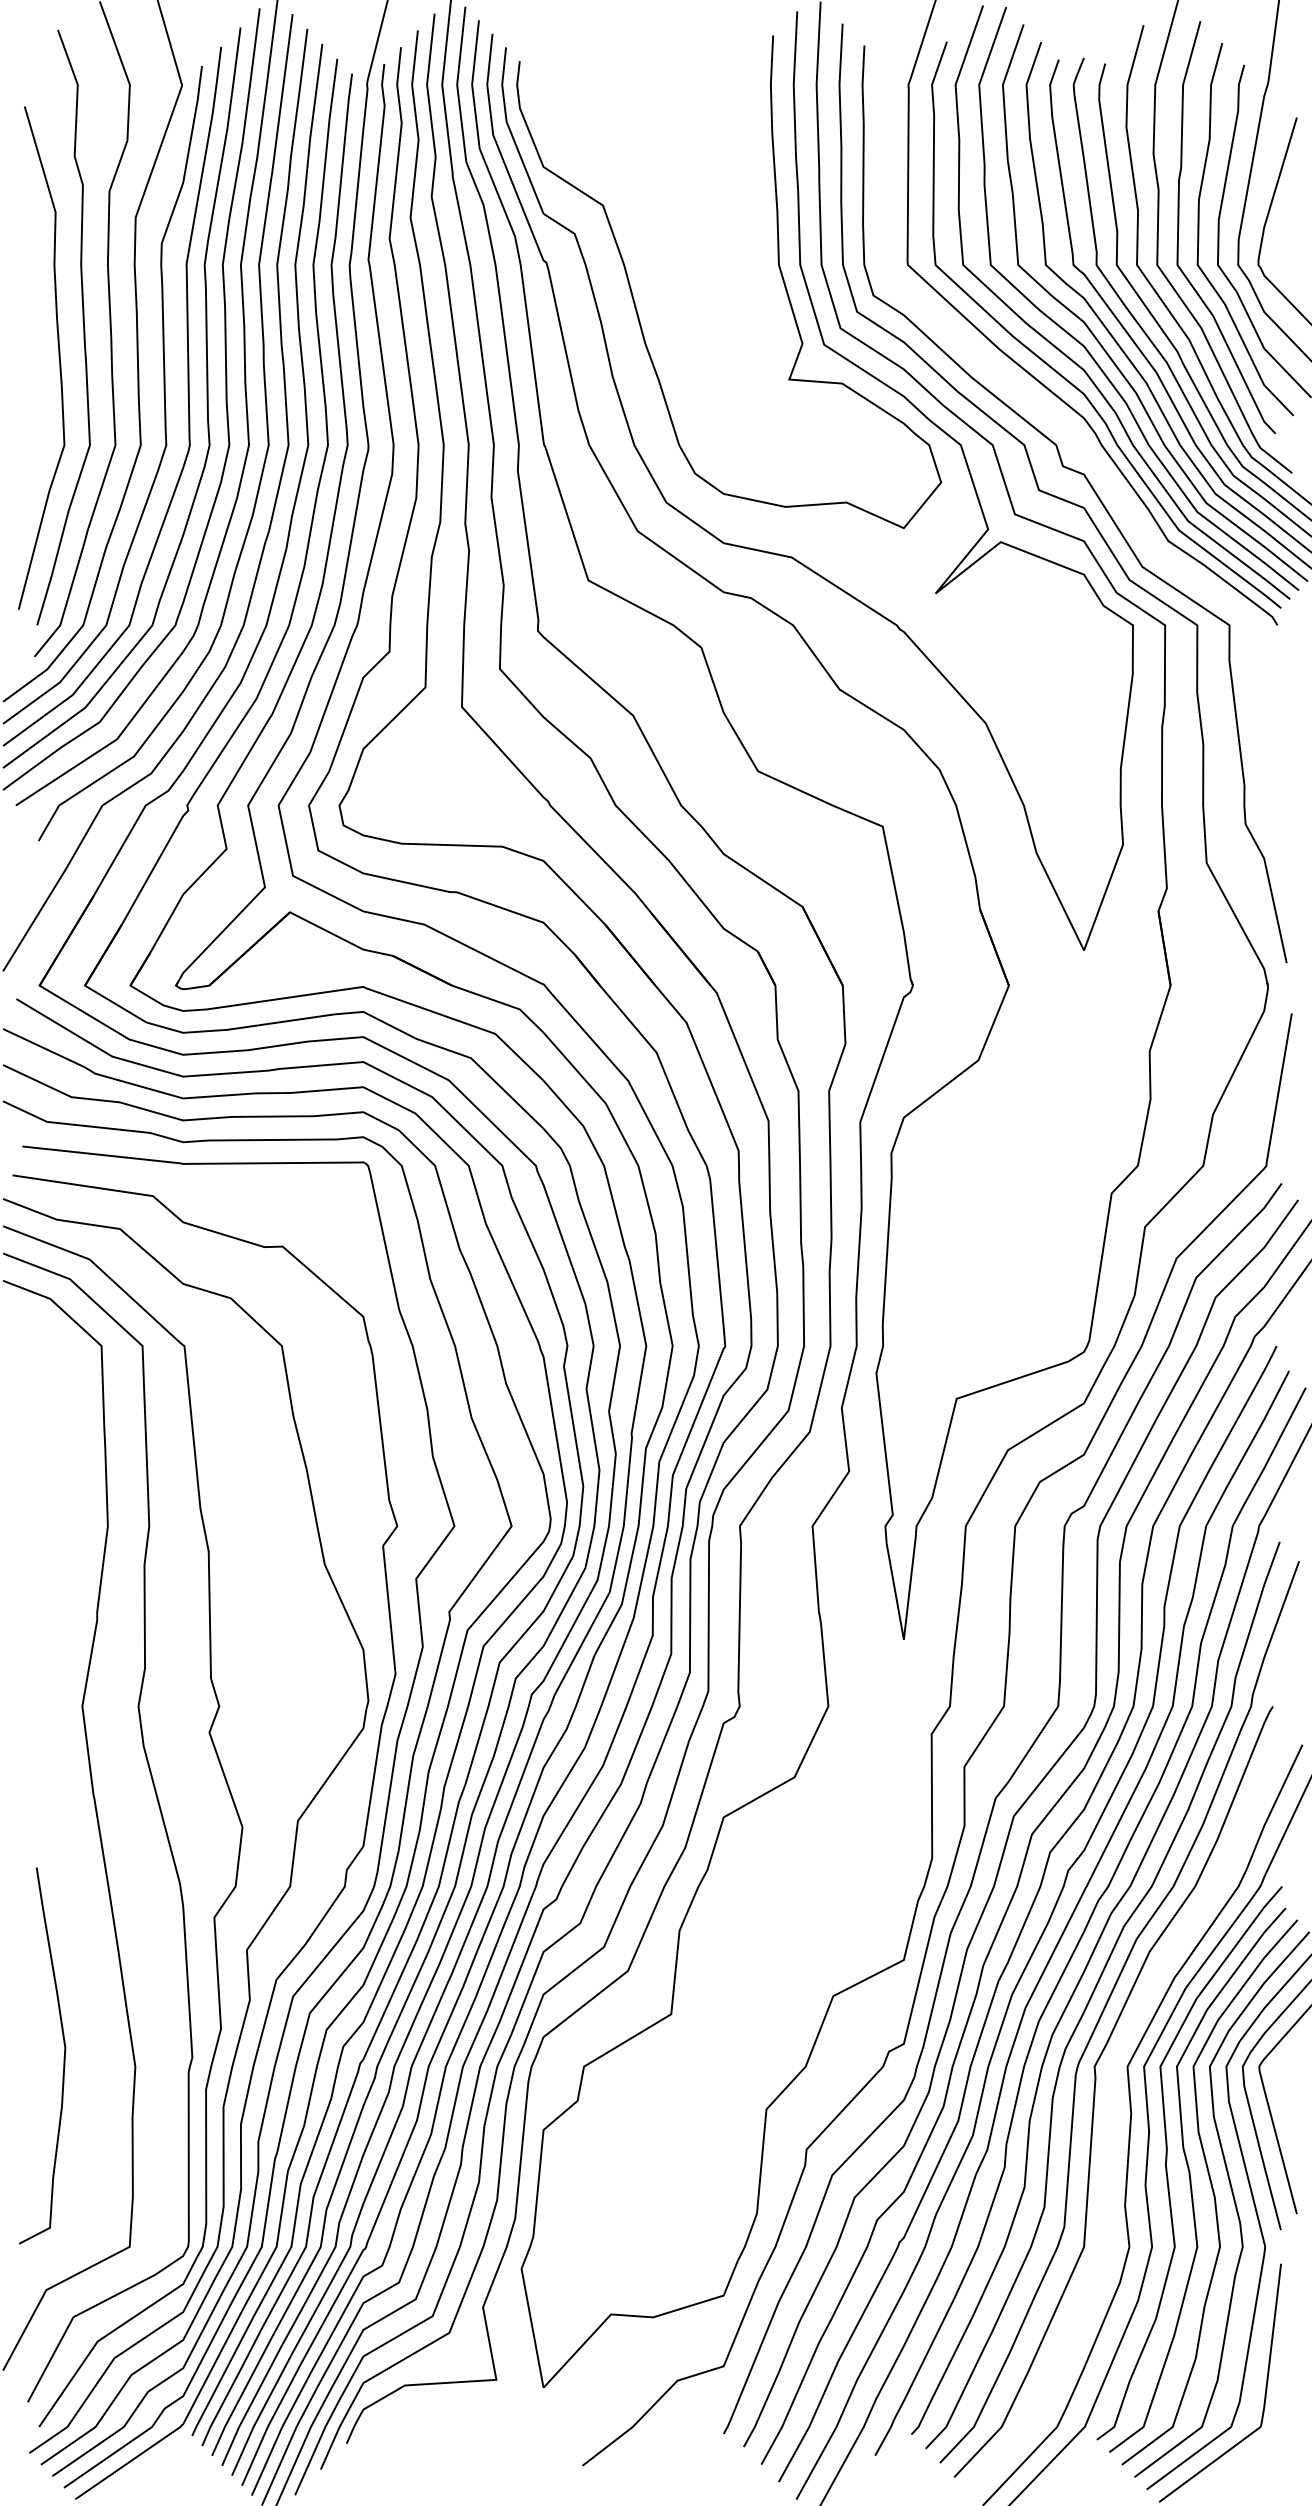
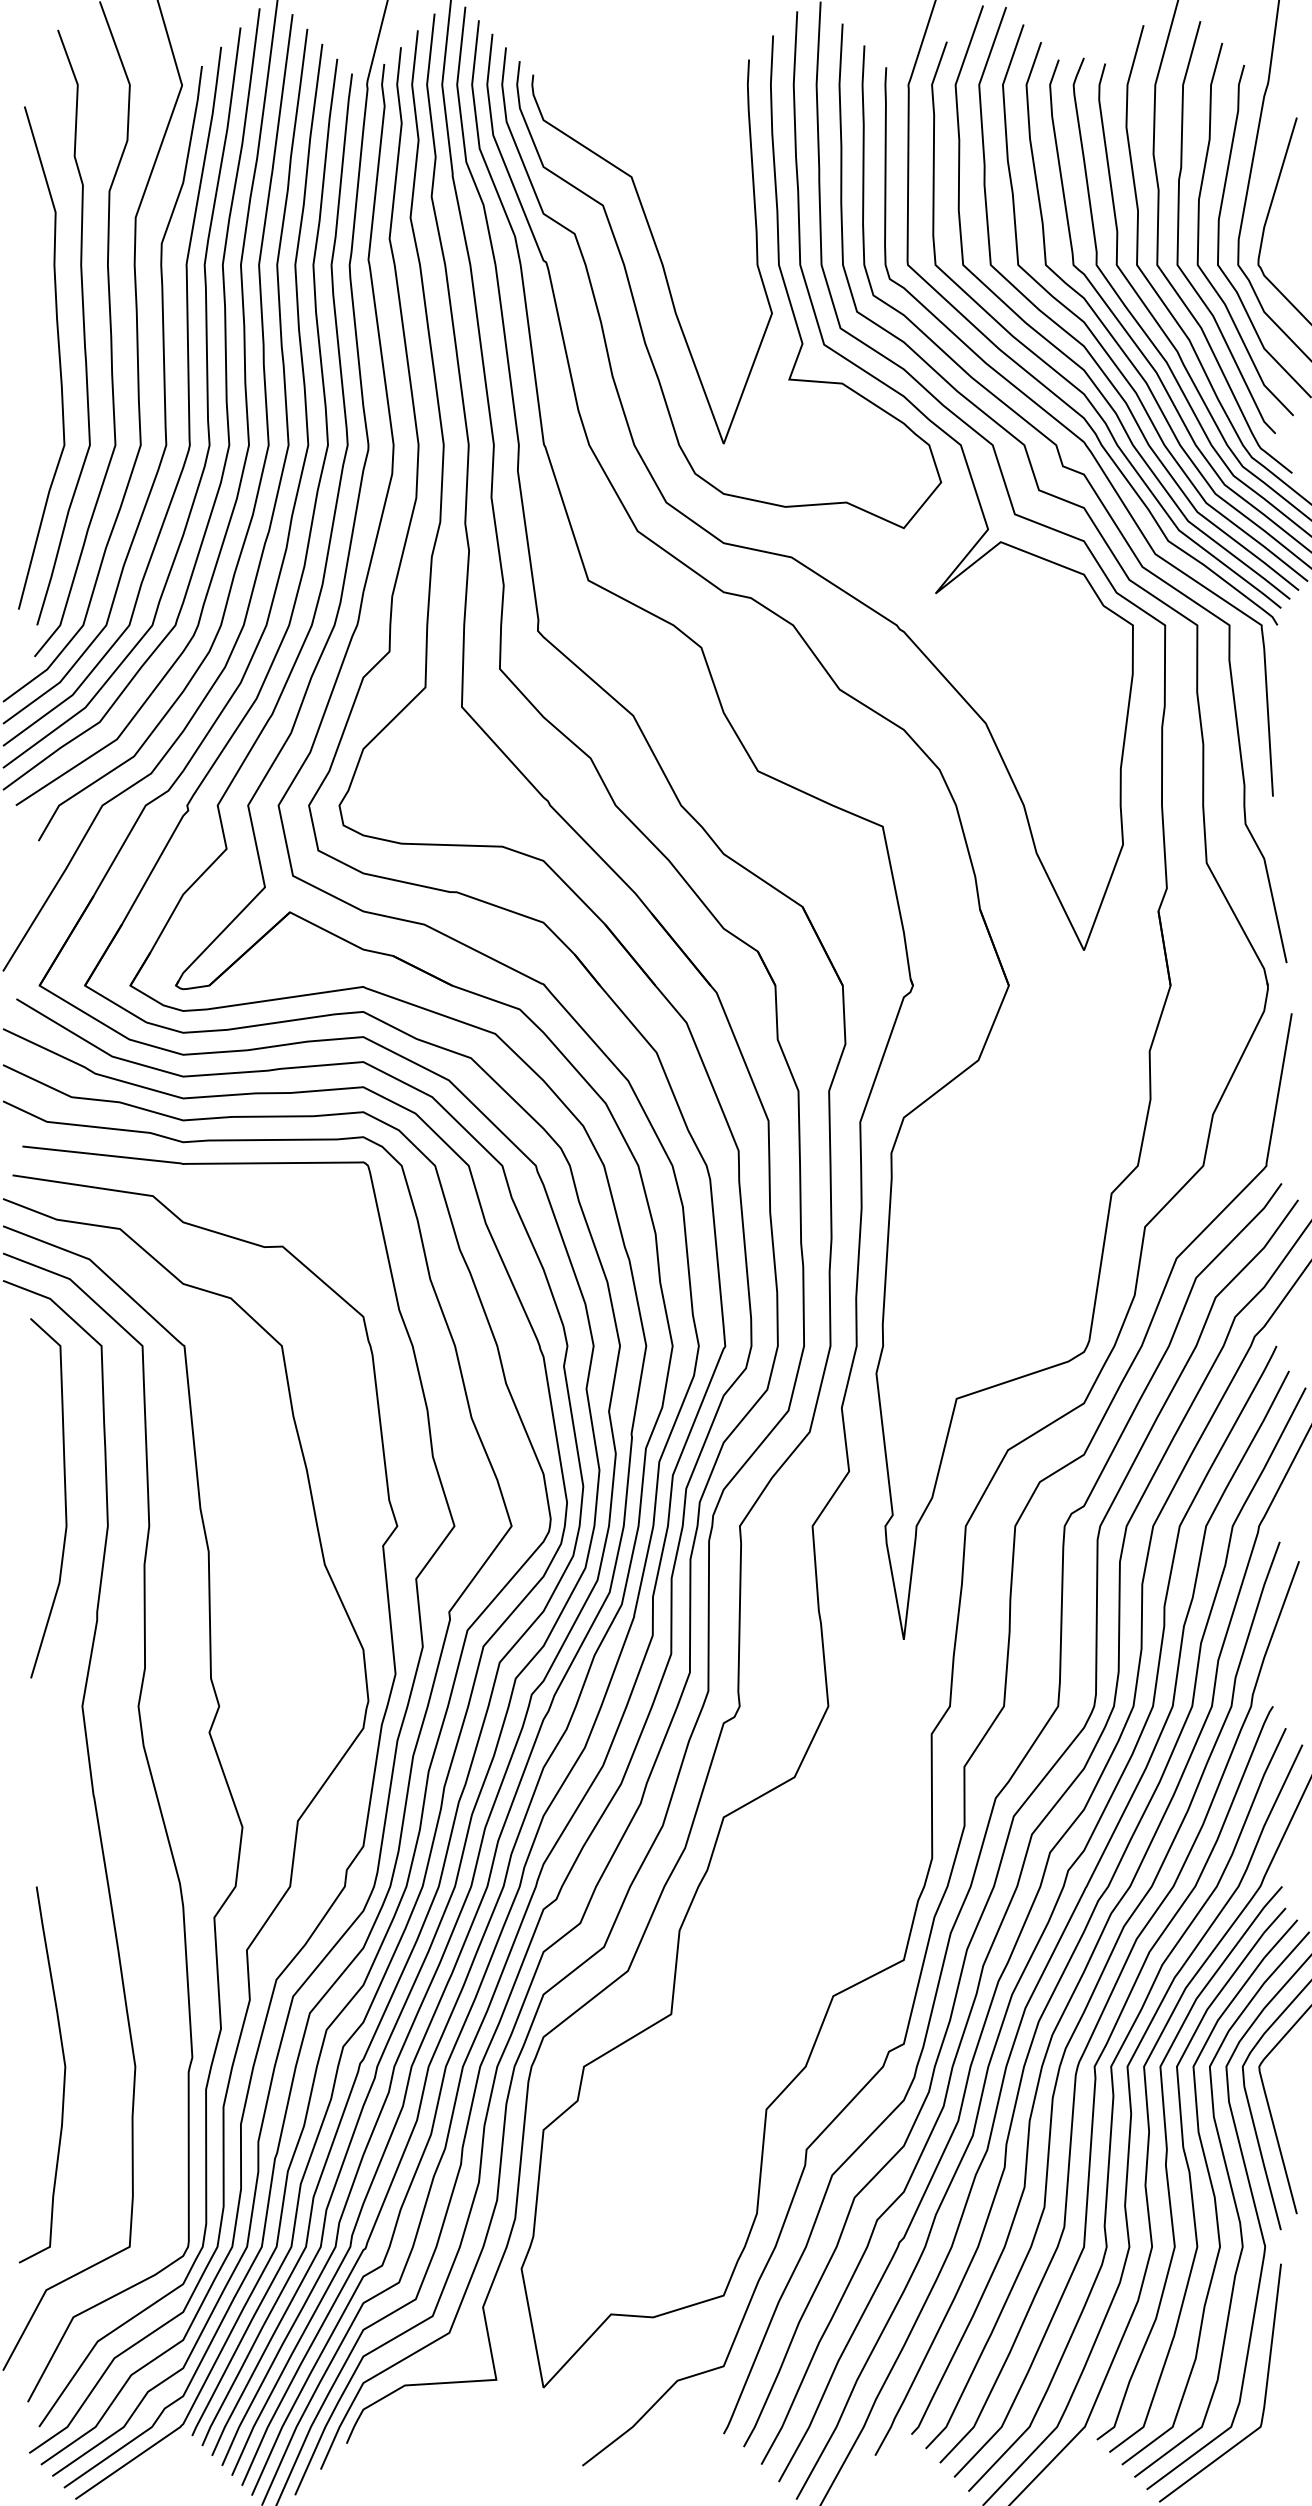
curve: none -> present (655, 248)
curve: none -> present (1076, 434)
curve: none -> present (64, 1498)
curve position: (63, 2056) -> (63, 2075) (63, 2075)
curve: none -> present (1113, 2109)
